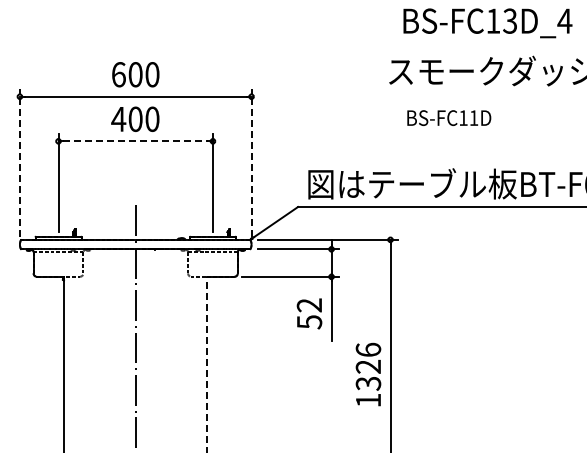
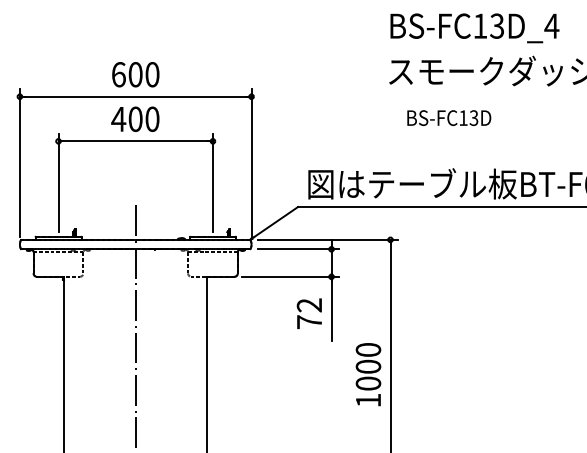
text position: (487, 23) -> (474, 28) (474, 28)
text: BS-FC11D -> BS-FC13D (473, 117)
line: dashed -> solid (135, 141)
line: dashed -> solid (19, 162)
line: dashed -> solid (251, 162)
text: 52 -> 72 (309, 322)
line: dashed -> solid (207, 364)
text: 1326 -> 1000 (368, 366)
